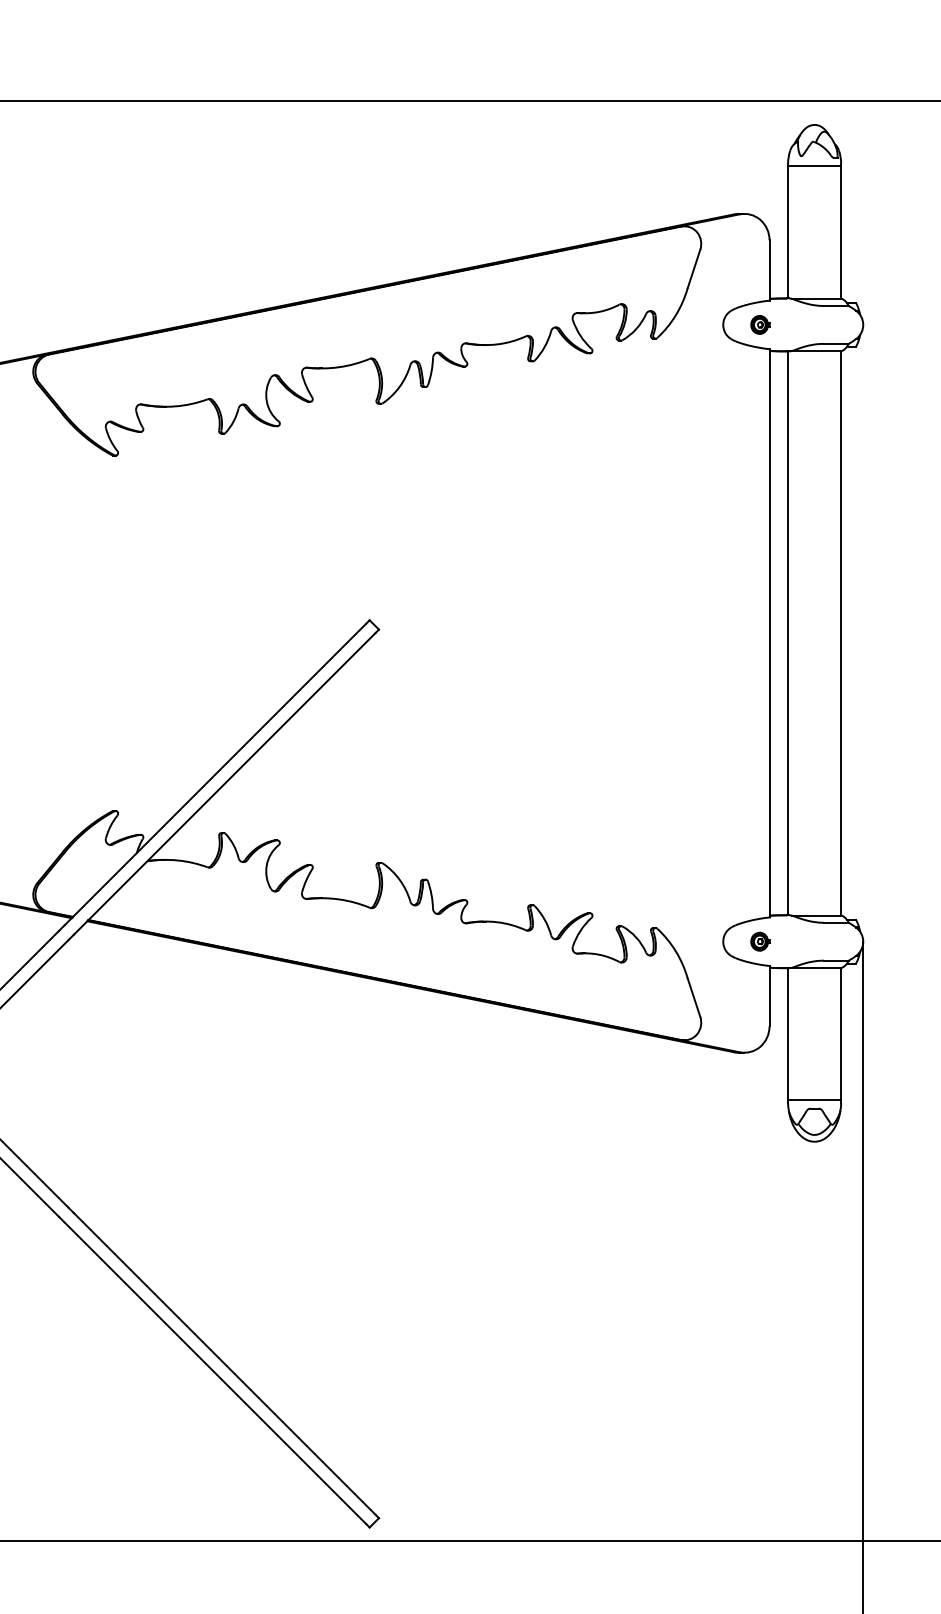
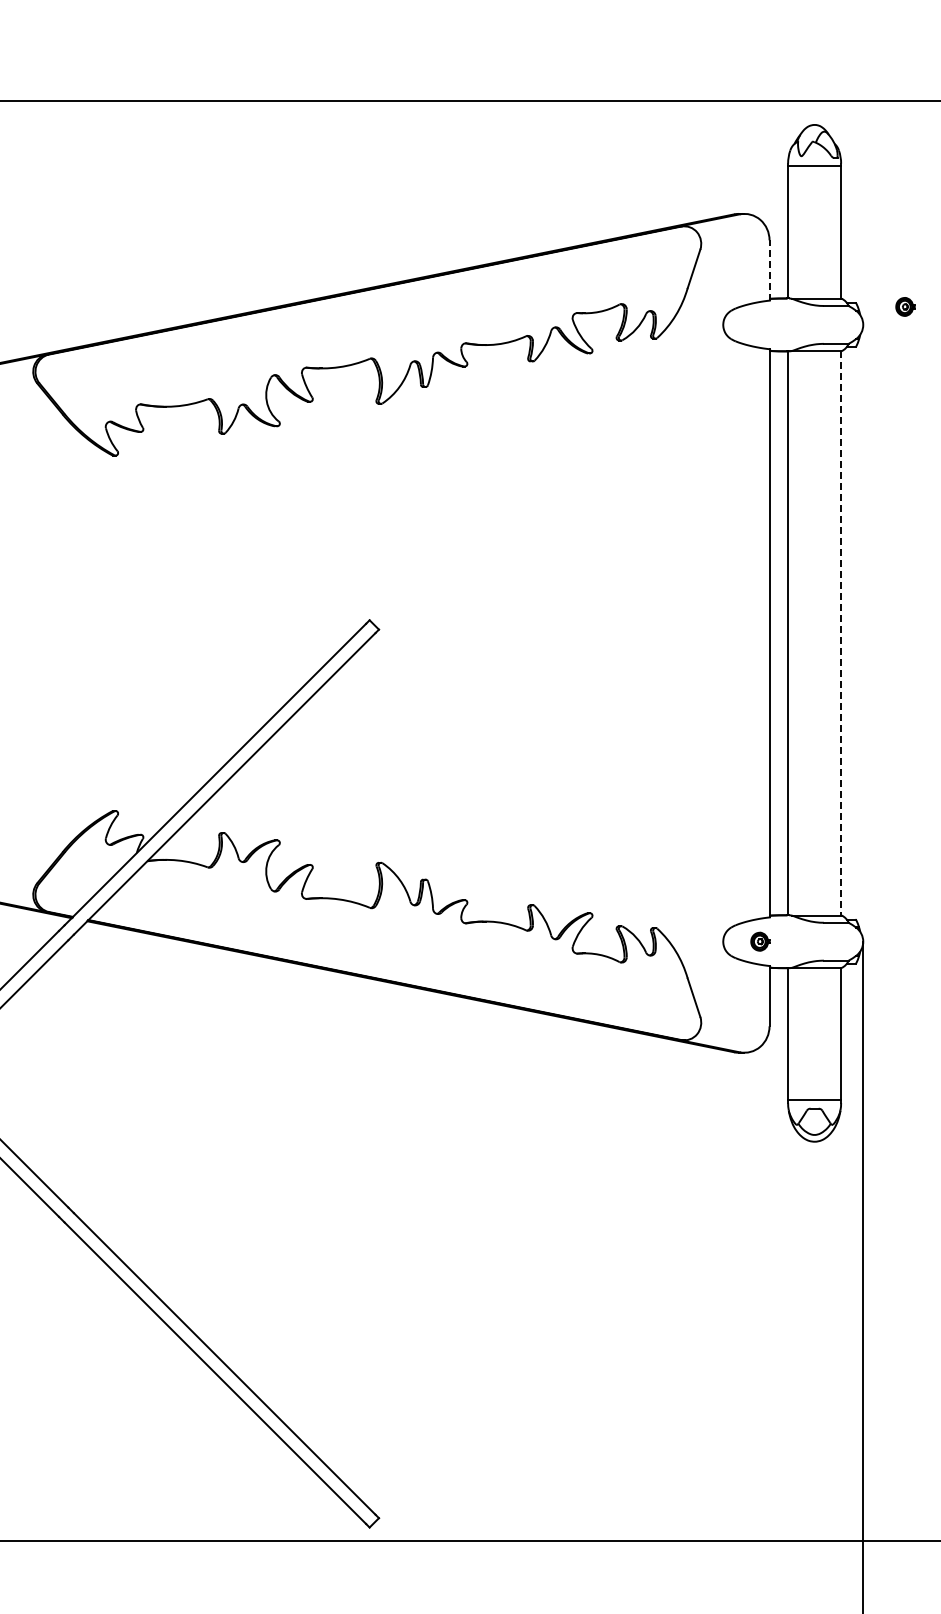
line: solid -> dashed (769, 270)
part position: (760, 324) -> (905, 306) (905, 306)
line: solid -> dashed (841, 633)
